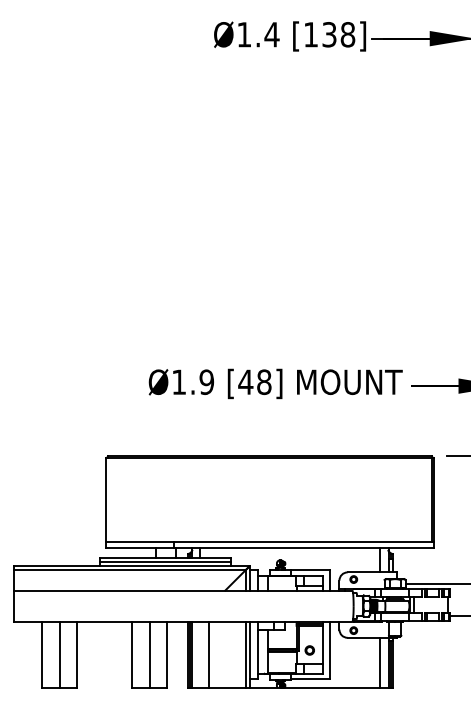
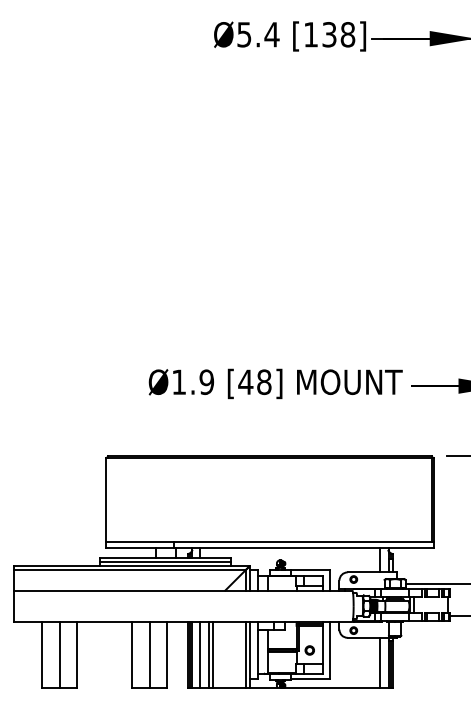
text: Ø1.4 -> Ø5.4 (244, 34)
line: none -> present (200, 654)
line: none -> present (212, 654)
